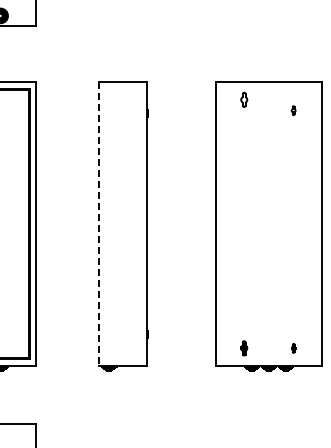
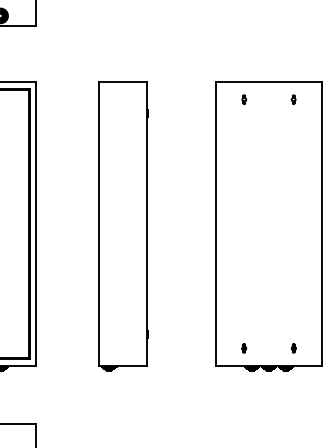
part size: 9x17 px -> 7x11 px (244, 99)
part position: (293, 110) -> (293, 99) (293, 99)
line: dashed -> solid (99, 224)
part size: 9x17 px -> 7x11 px (244, 348)
